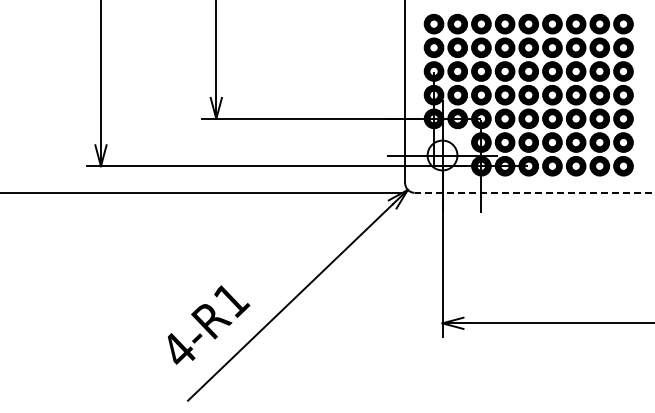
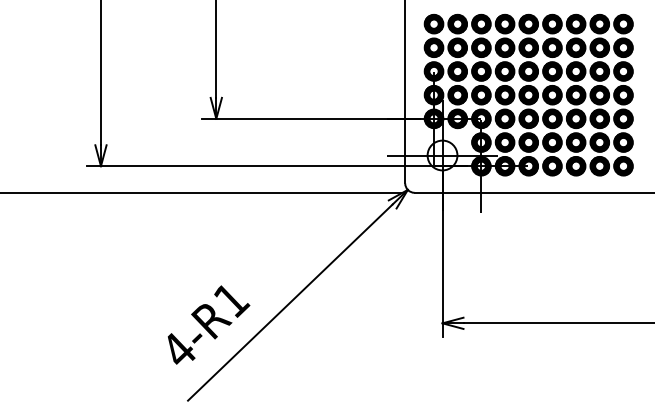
line: dashed -> solid (534, 192)
